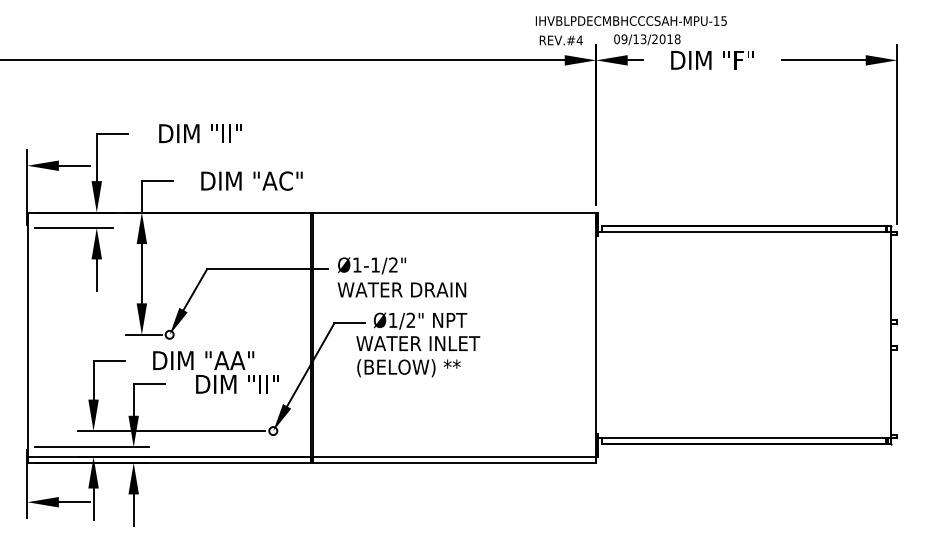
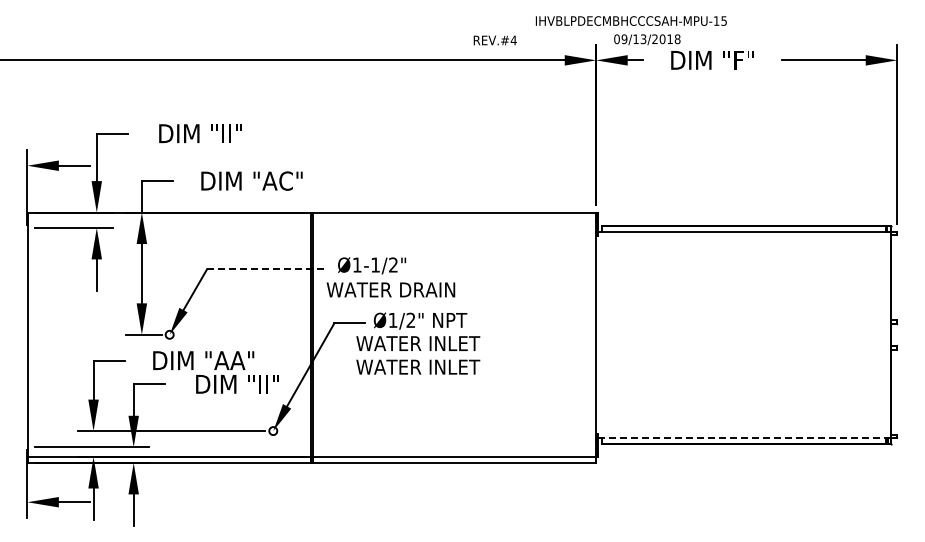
text position: (560, 40) -> (494, 40) (494, 40)
line: solid -> dashed (268, 269)
text position: (401, 289) -> (390, 289) (390, 289)
text: (BELOW) ** -> WATER INLET (418, 368)
line: solid -> dashed (742, 438)
